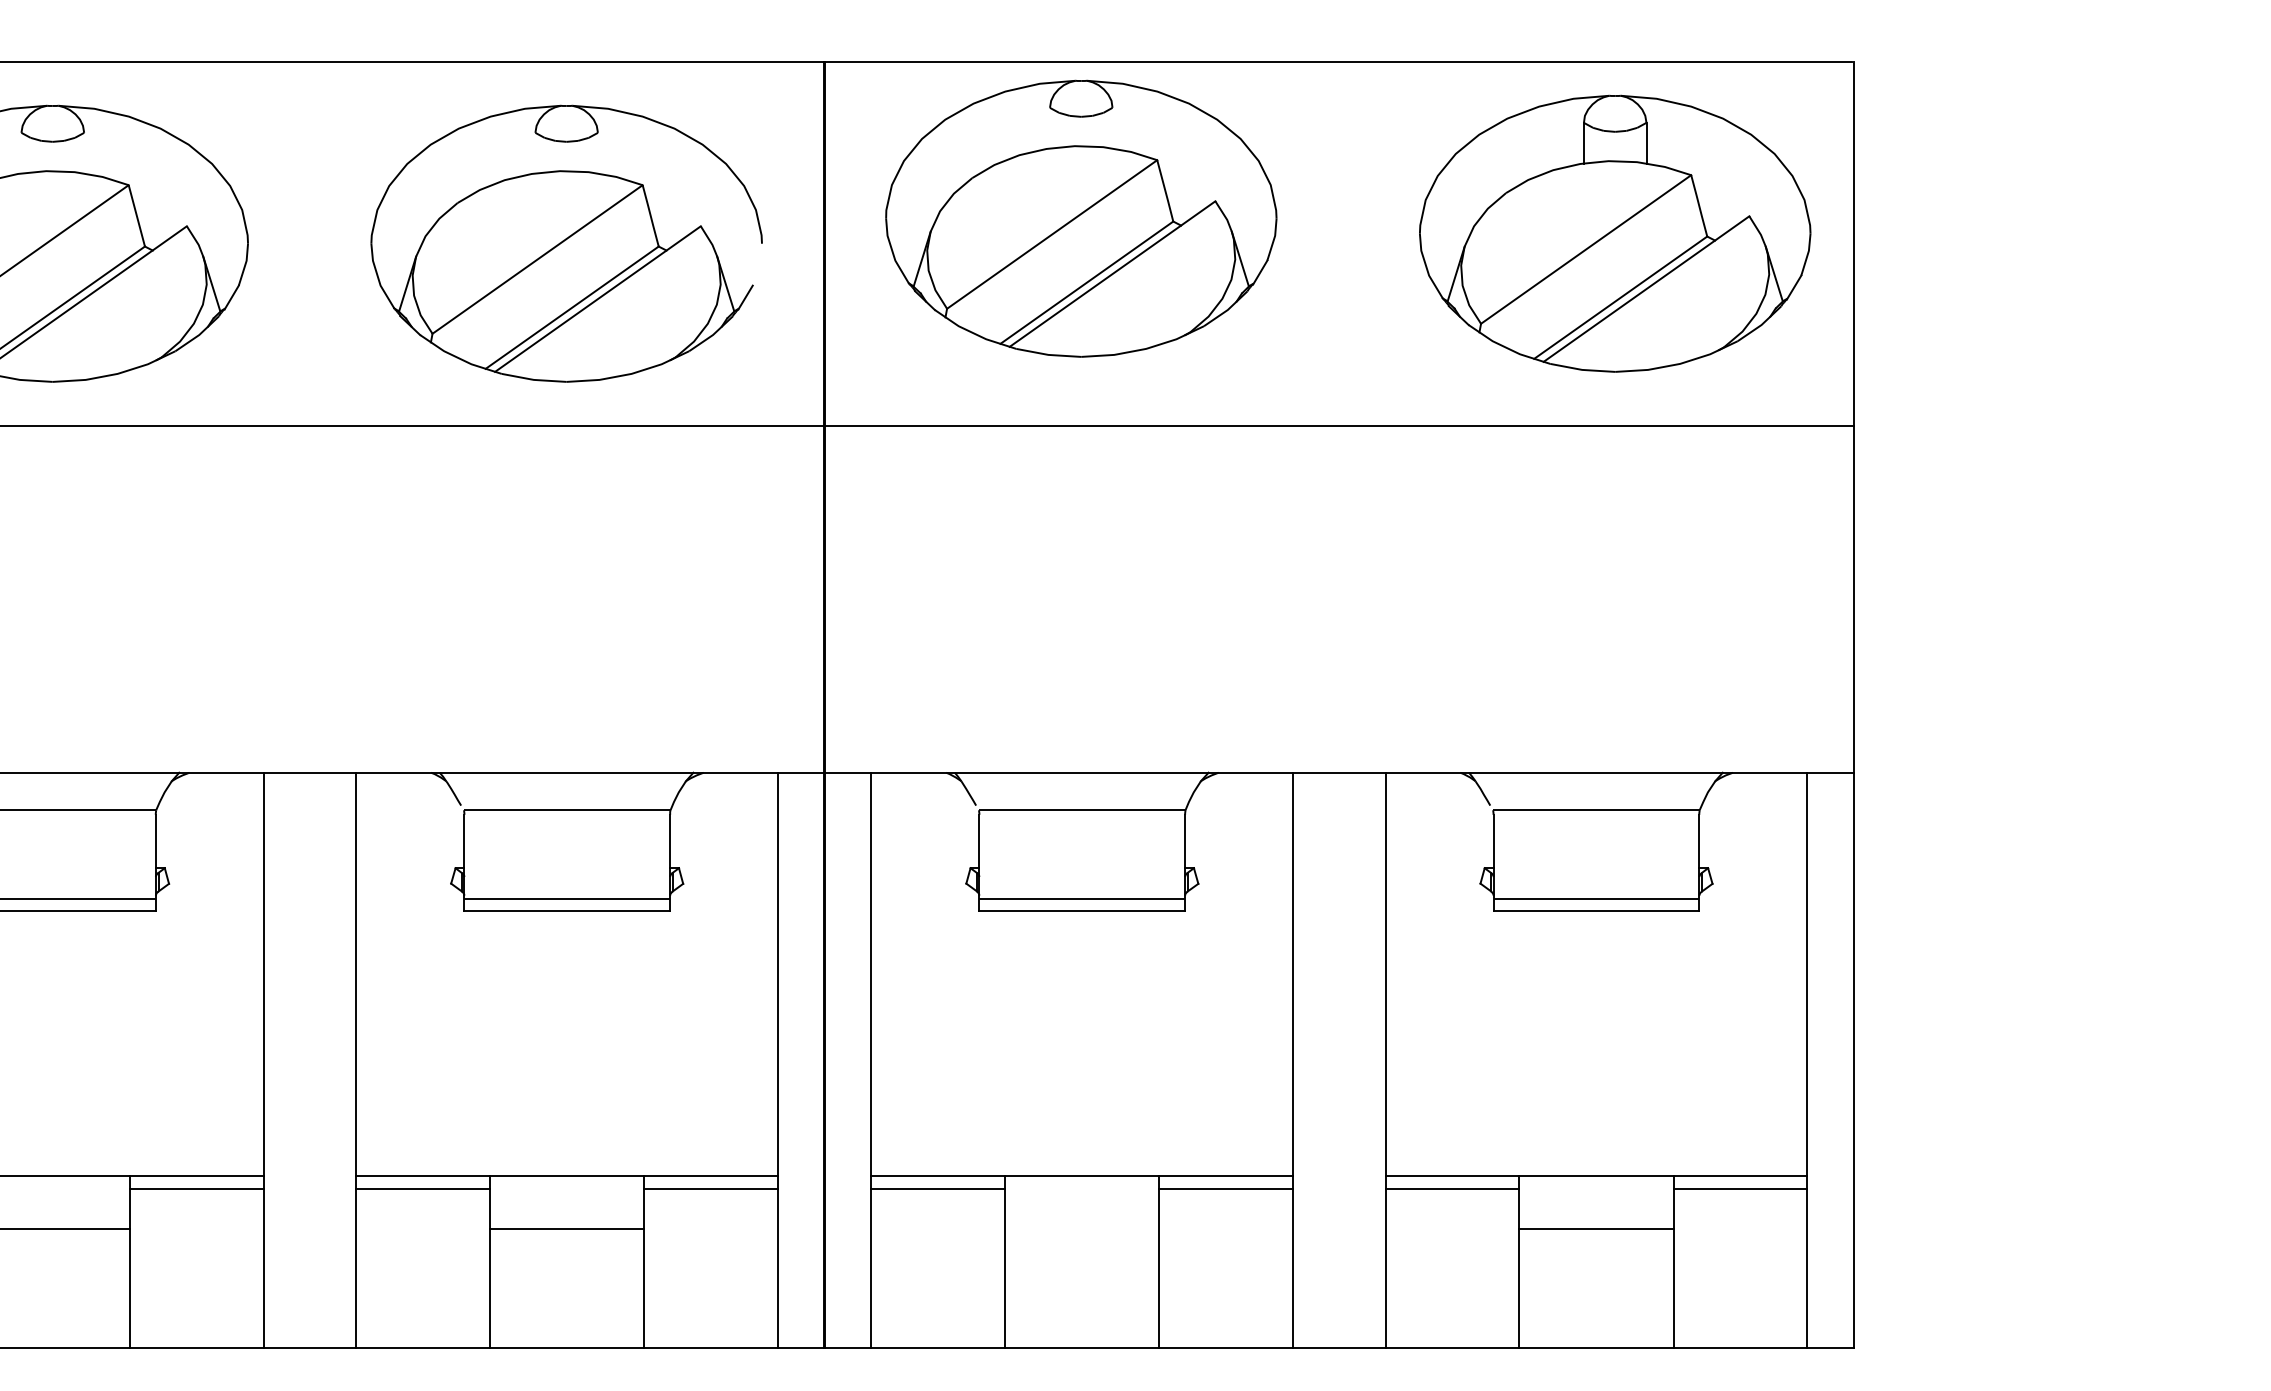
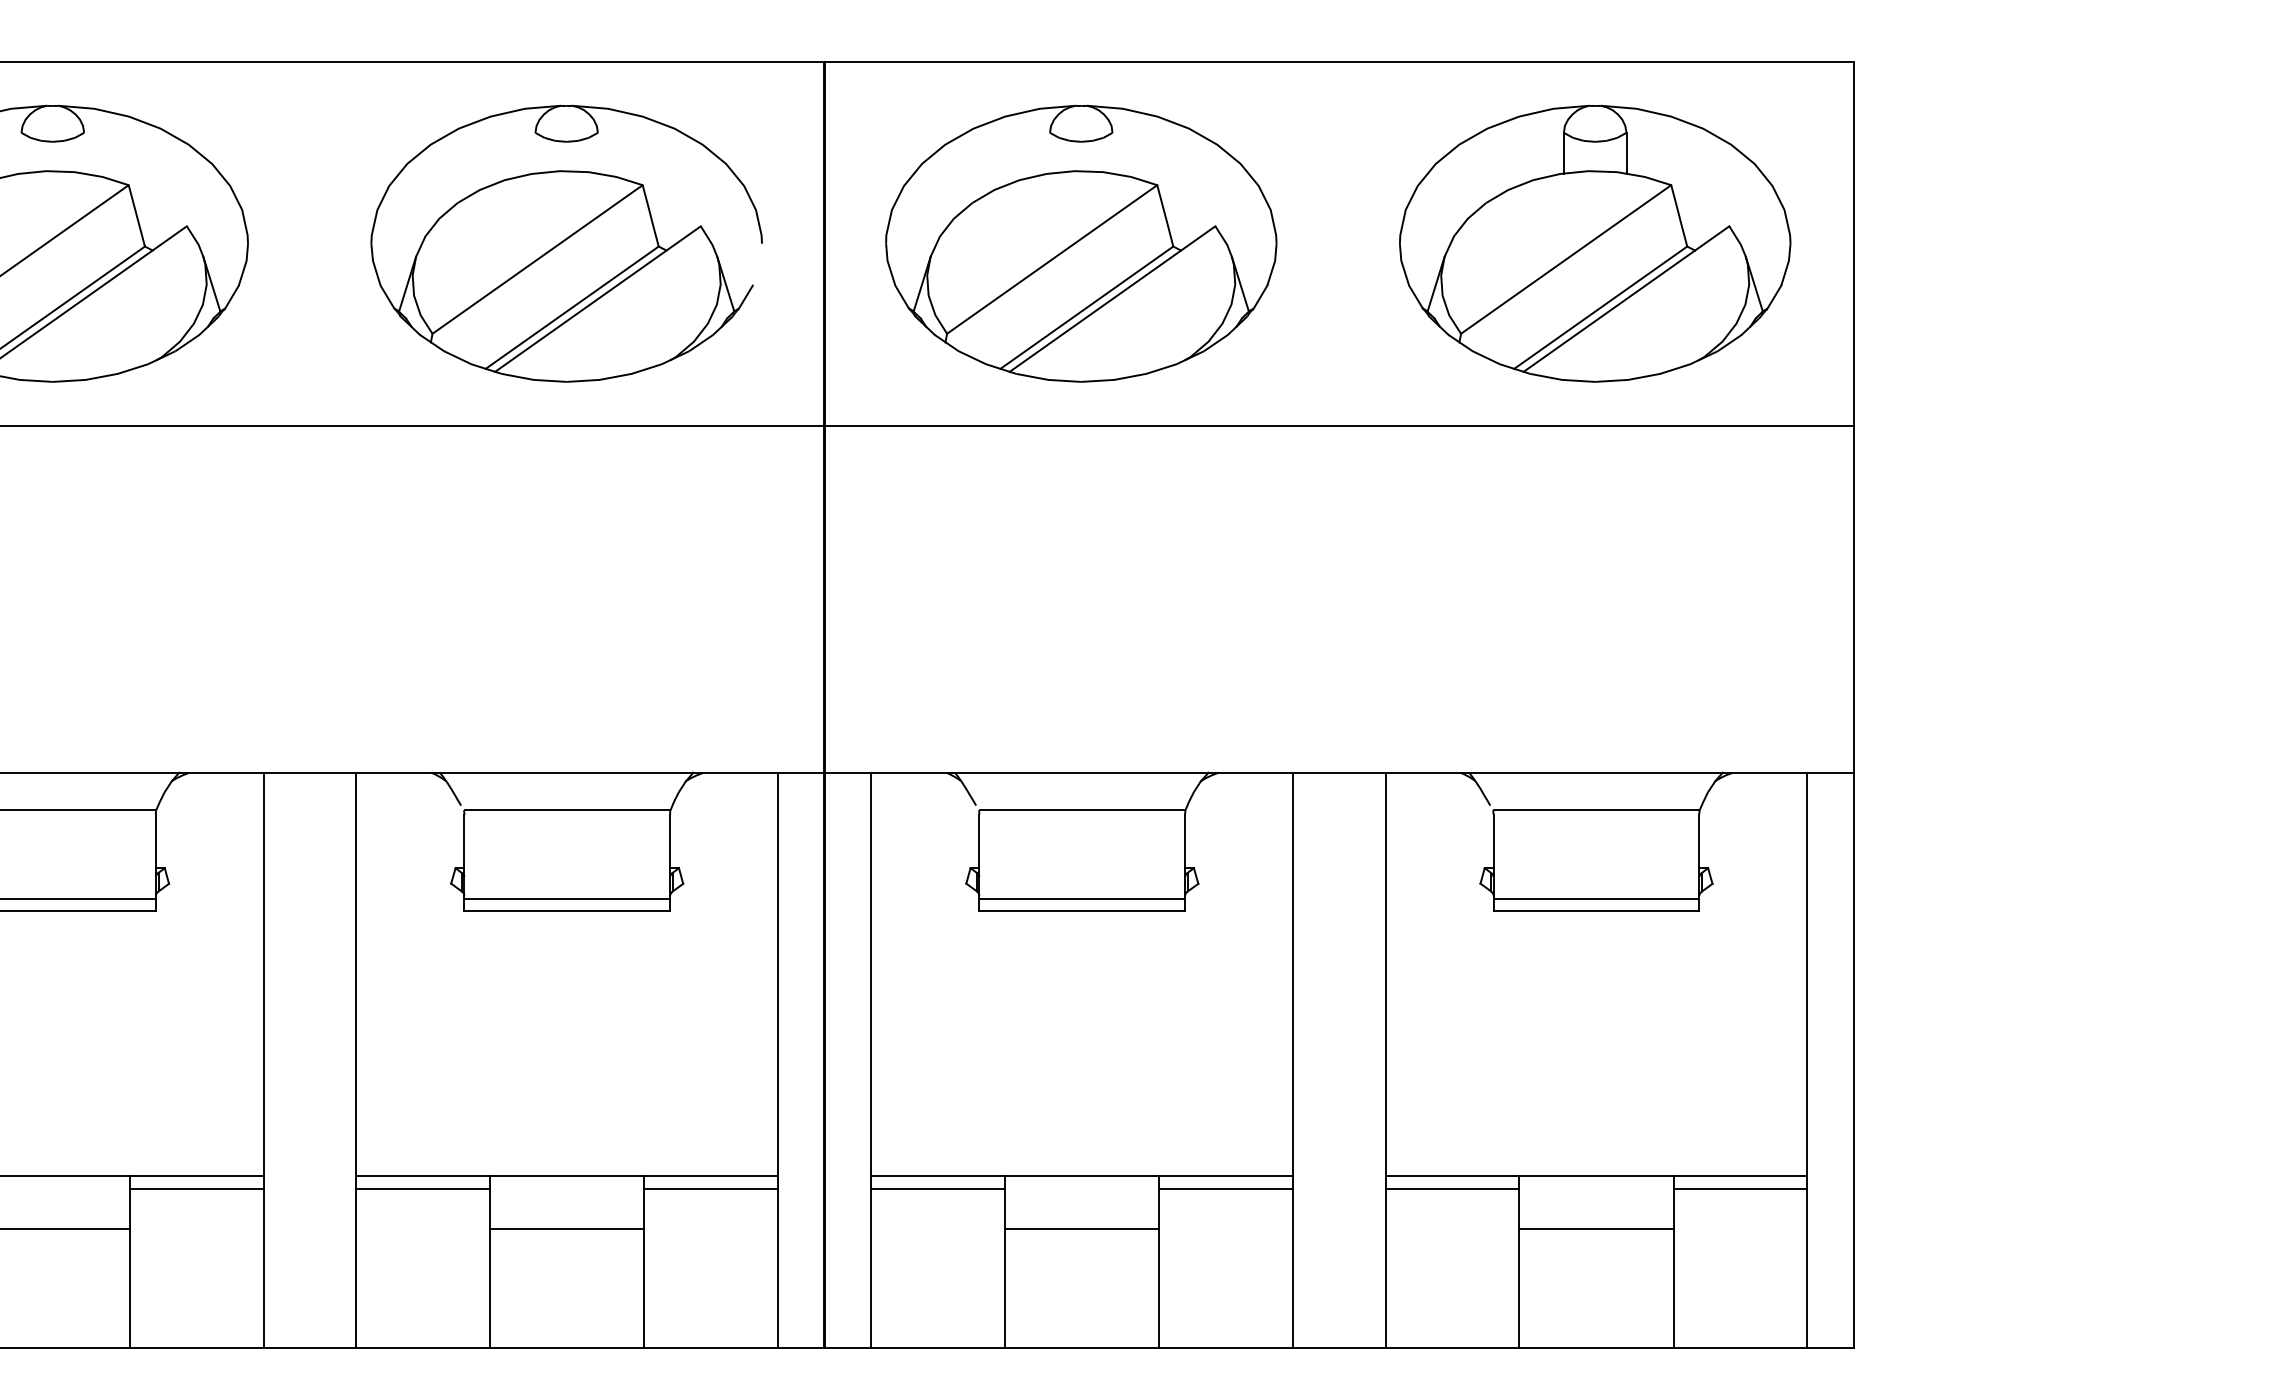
part position: (1081, 218) -> (1081, 243) (1081, 243)
part position: (1615, 233) -> (1595, 243) (1595, 243)
line: none -> present (1082, 1229)
